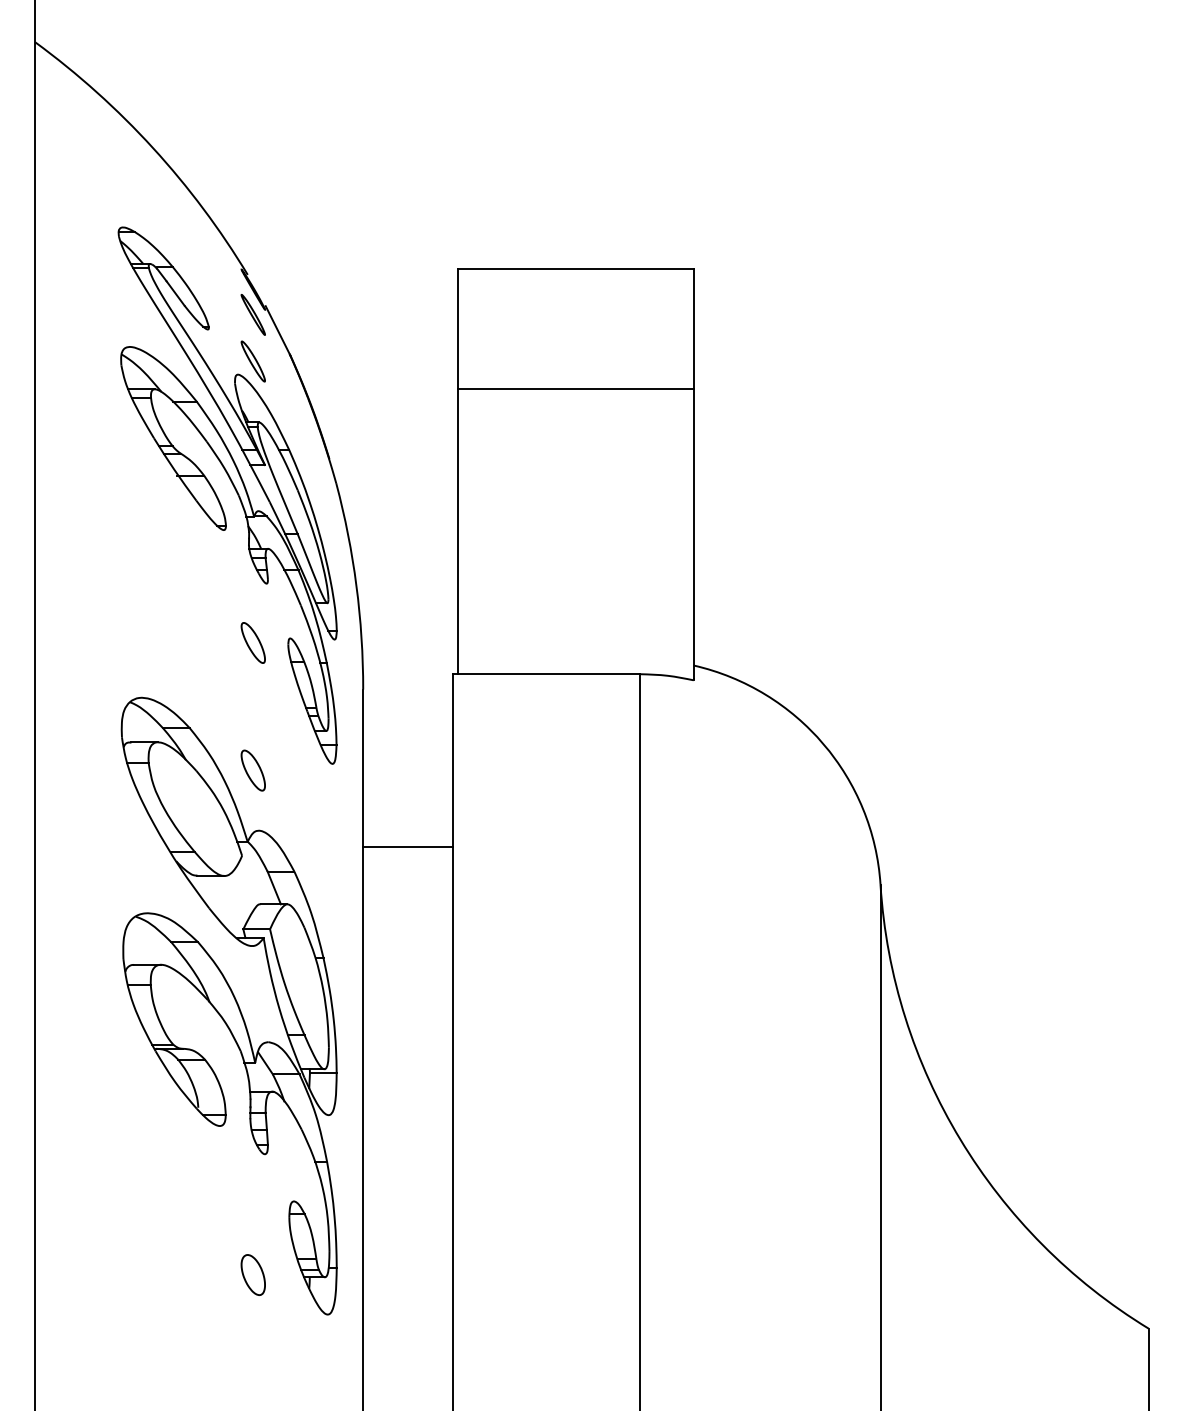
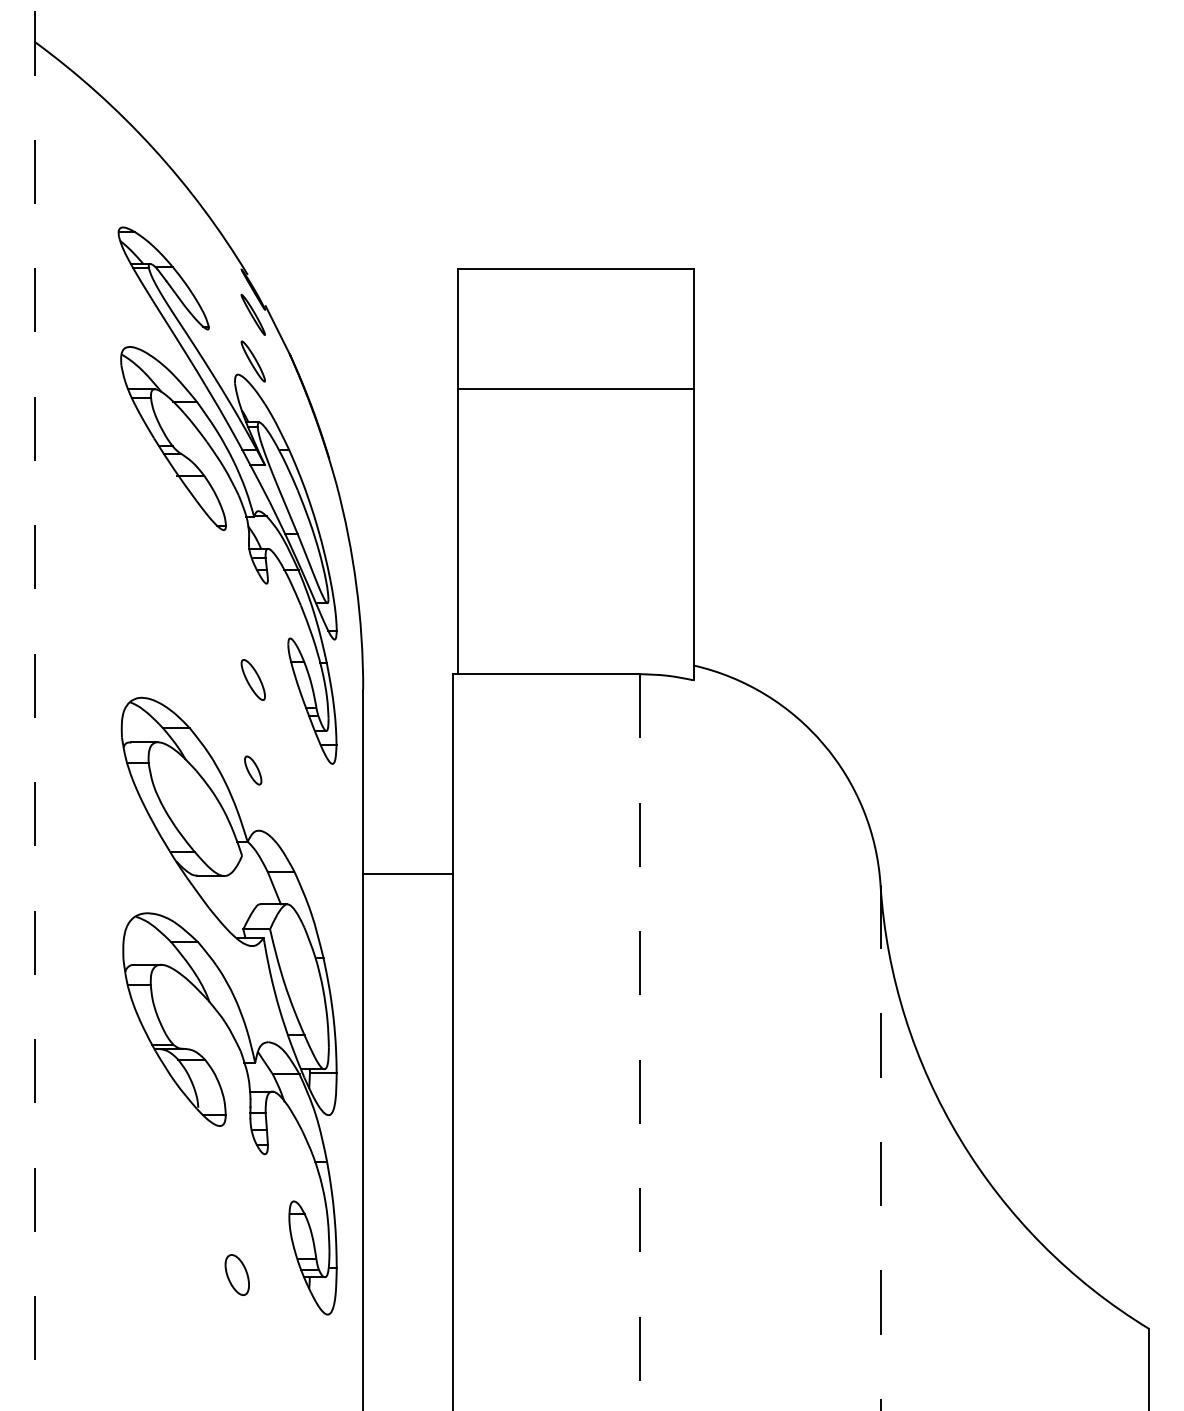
part position: (252, 642) -> (252, 679) (252, 679)
line: solid -> dashed (35, 705)
part size: 26x43 px -> 19x31 px (253, 770)
line position: (407, 846) -> (407, 873) (407, 873)
line: solid -> dashed (640, 1042)
line: solid -> dashed (880, 1147)
part position: (252, 1274) -> (236, 1274) (236, 1274)
